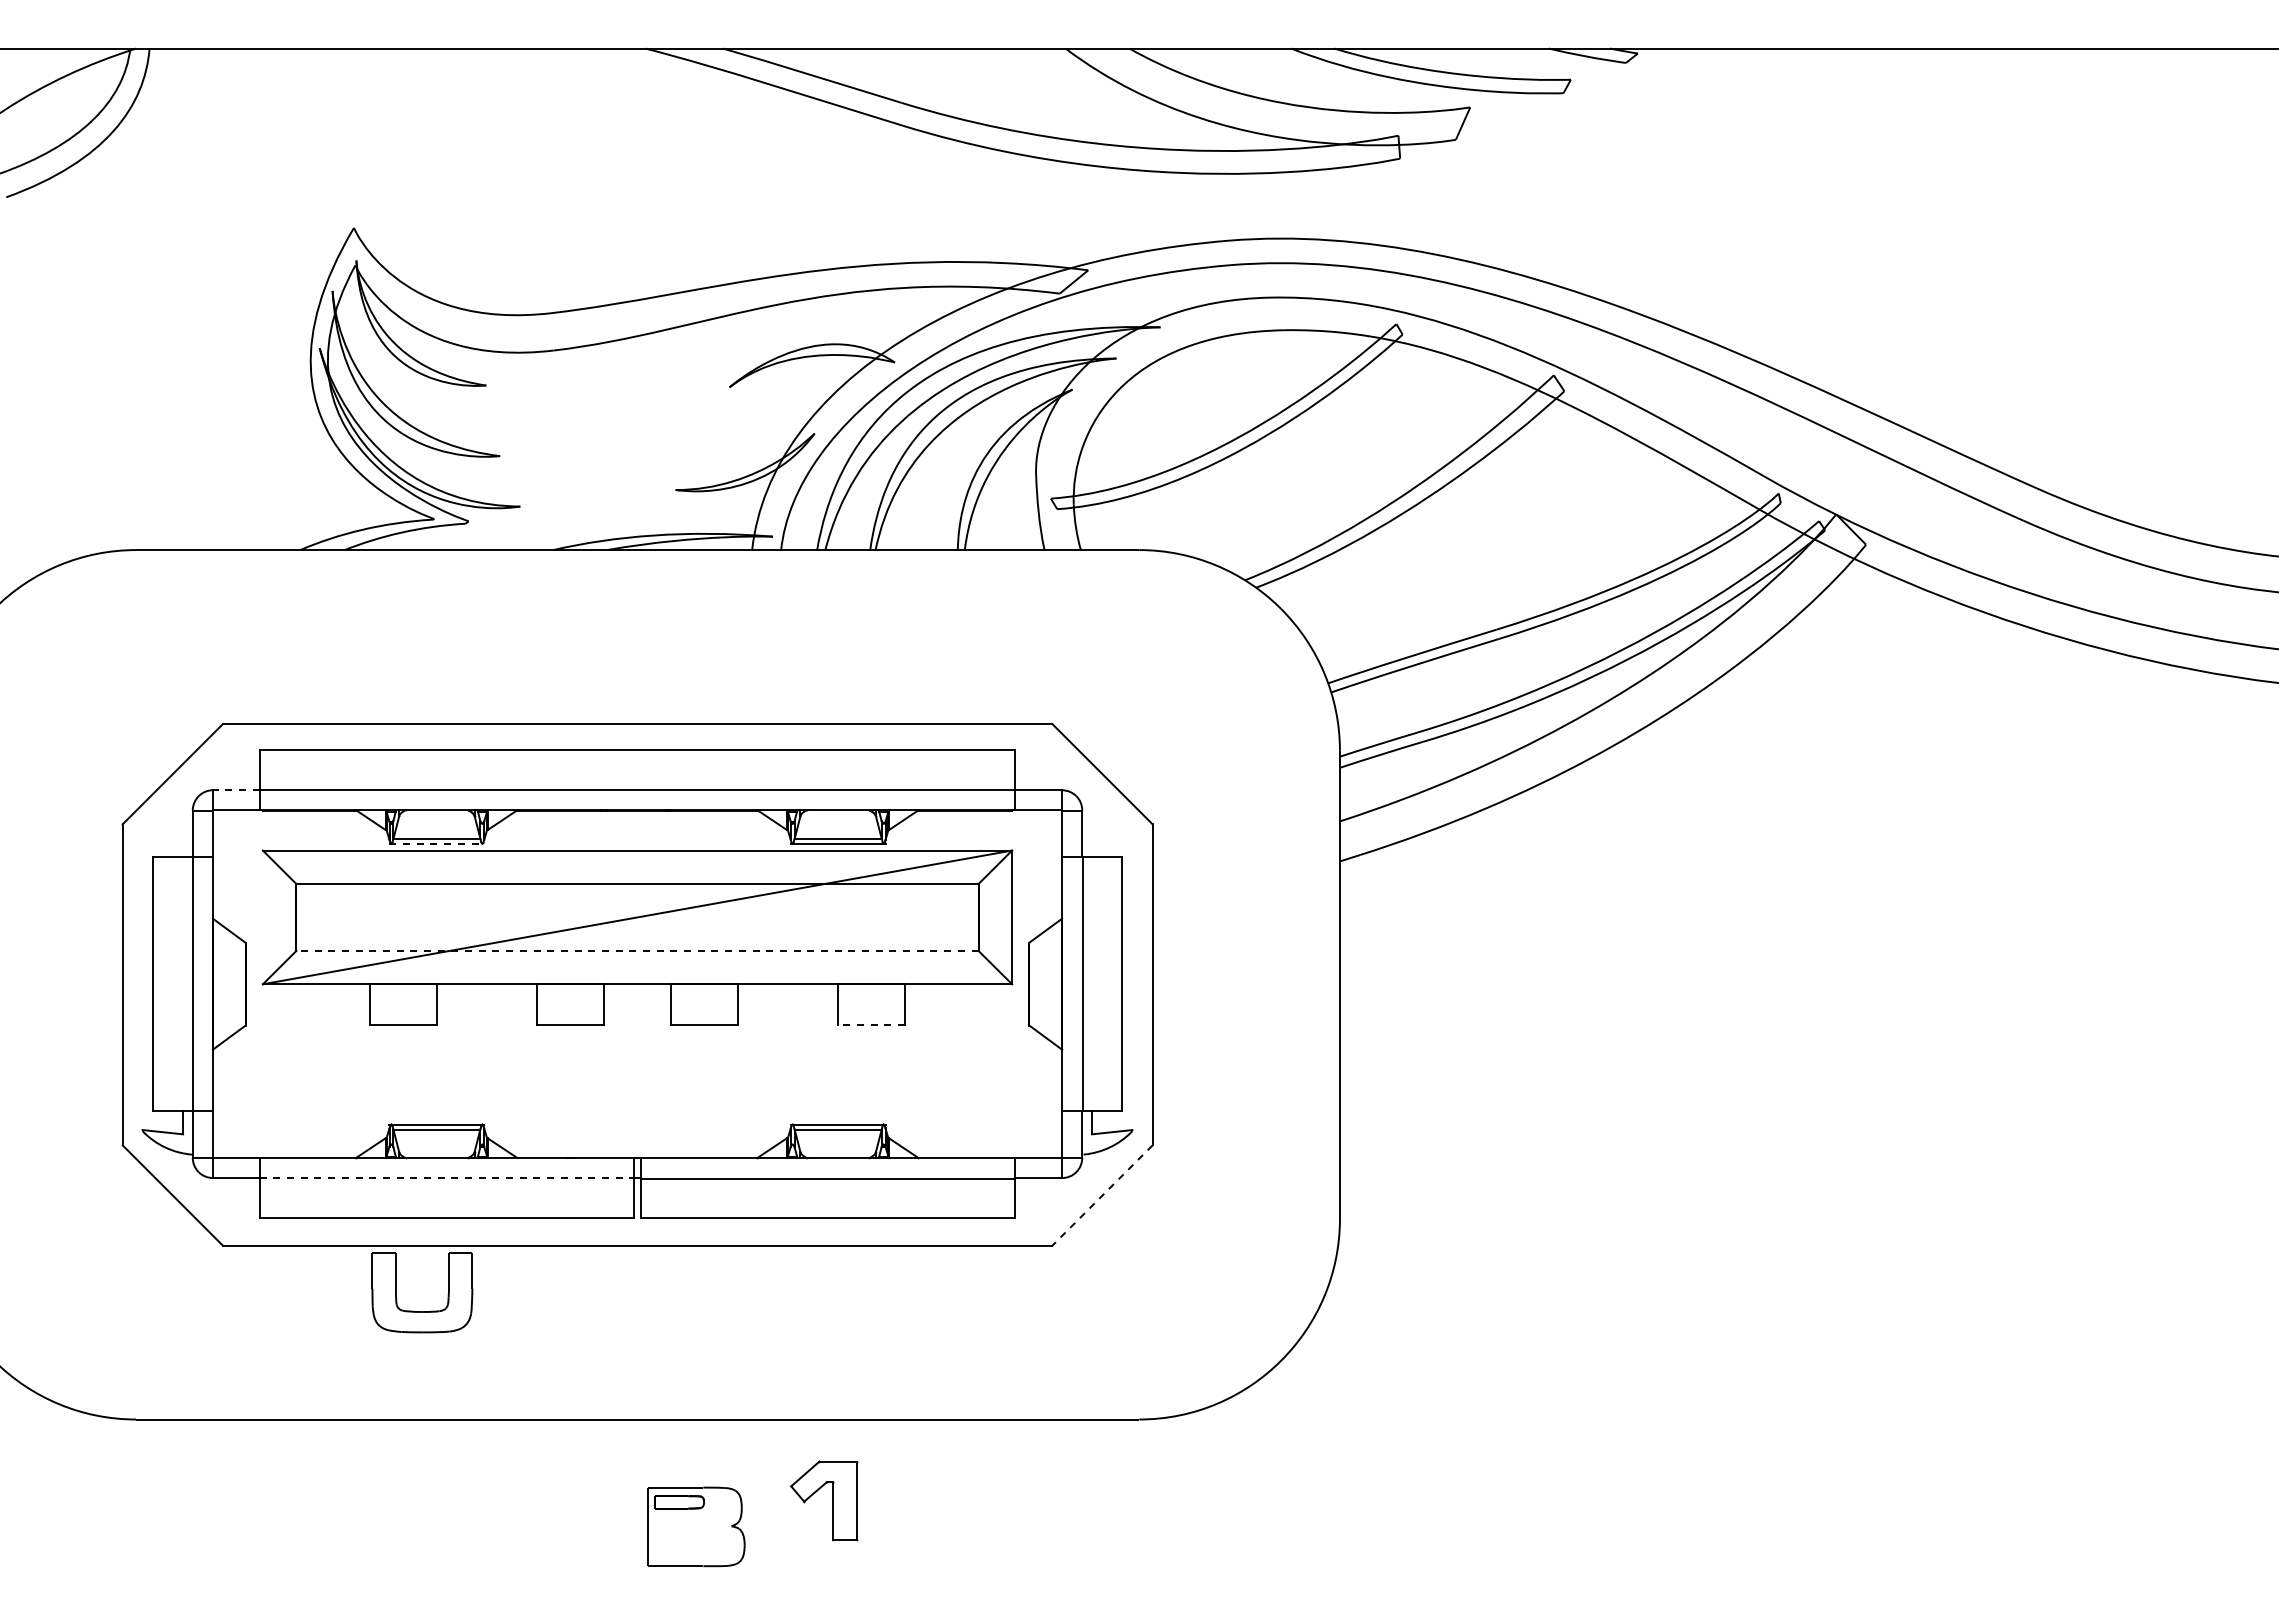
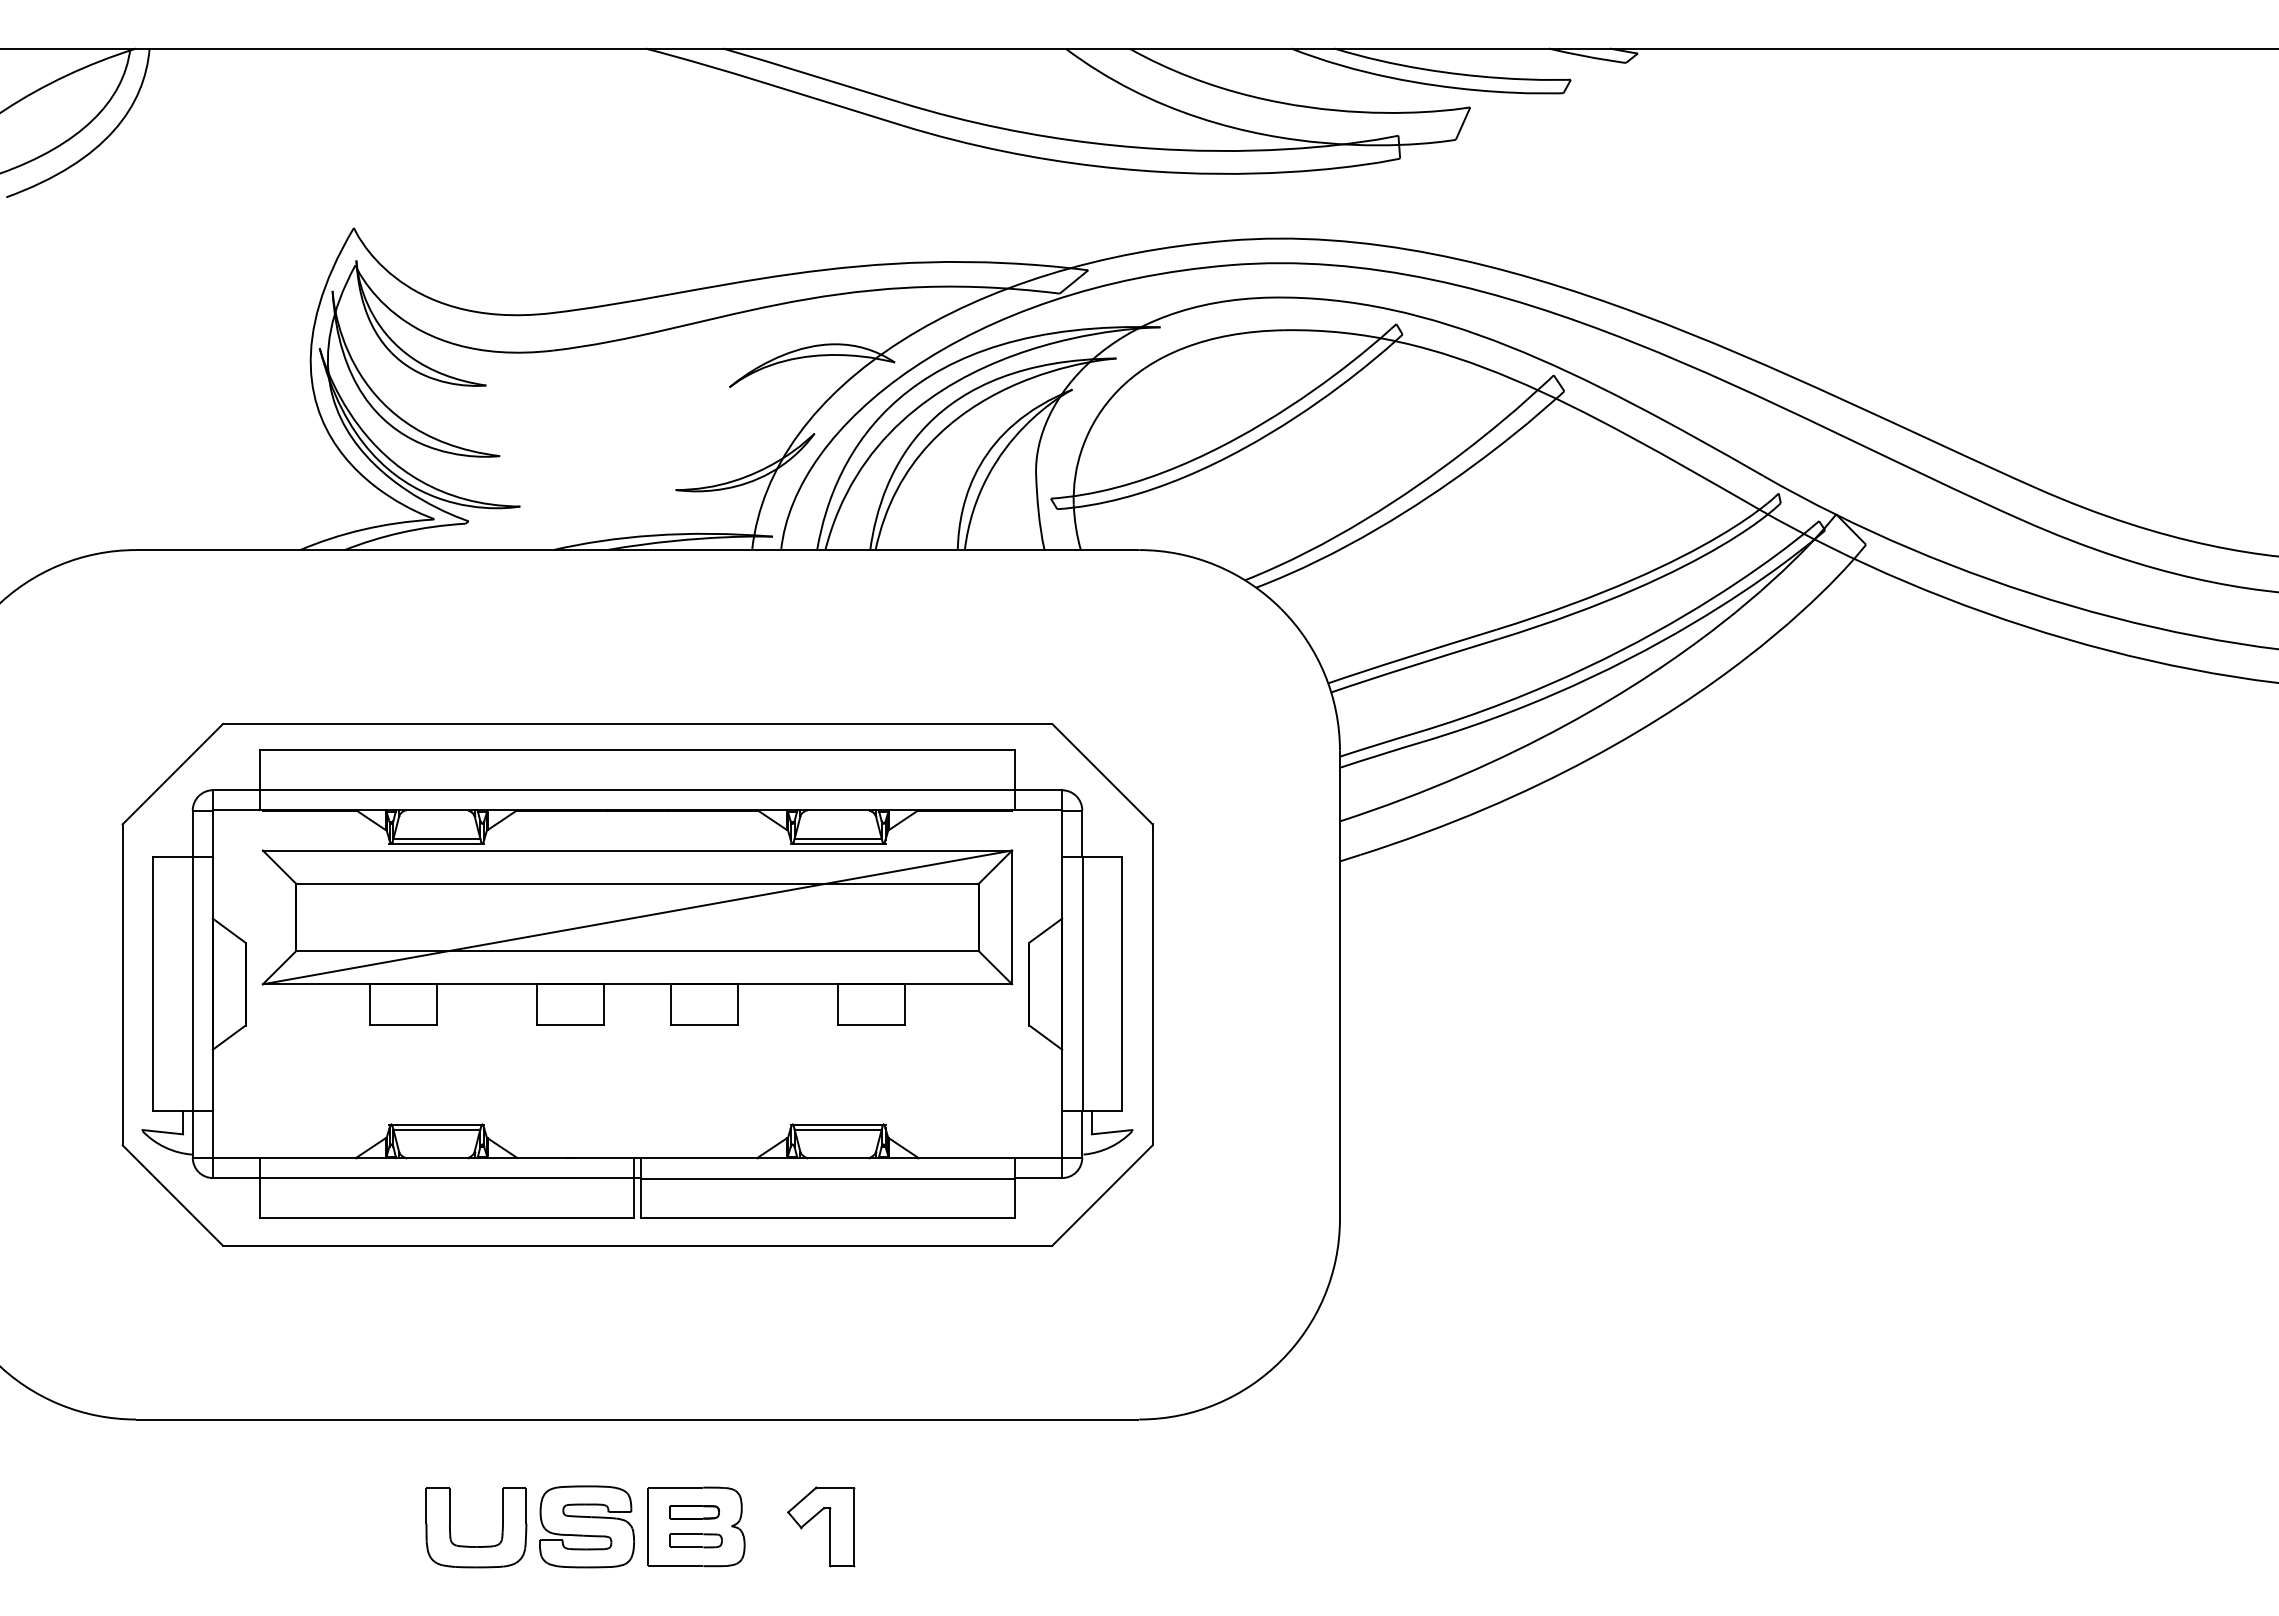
line: dashed -> solid (235, 790)
line: dashed -> solid (437, 843)
line: dashed -> solid (636, 950)
line: dashed -> solid (871, 1025)
line: dashed -> solid (447, 1178)
line: dashed -> solid (1102, 1195)
part position: (422, 1311) -> (476, 1546) (476, 1546)
part position: (832, 1500) -> (829, 1526) (829, 1526)
part position: (679, 1502) -> (694, 1512) (694, 1512)
part: none -> present (586, 1526)
part: none -> present (695, 1540)
